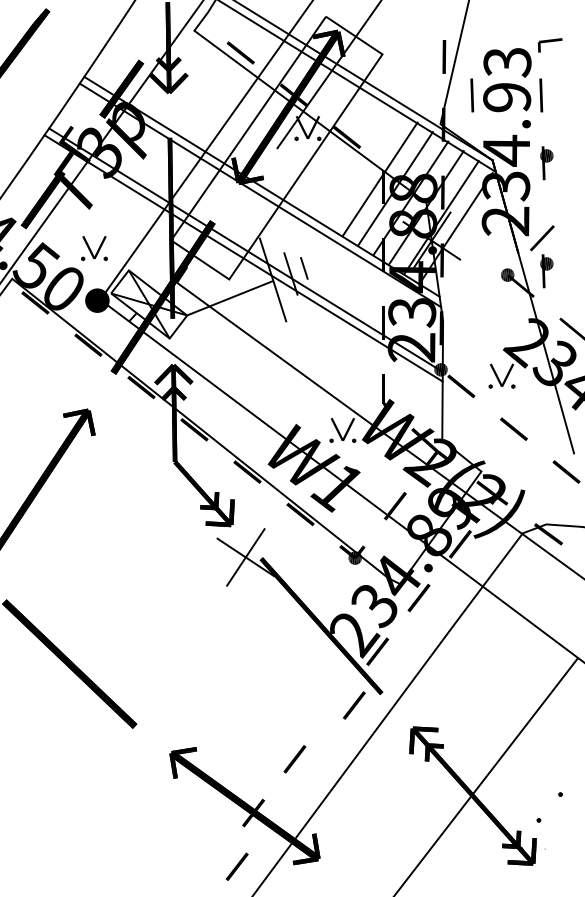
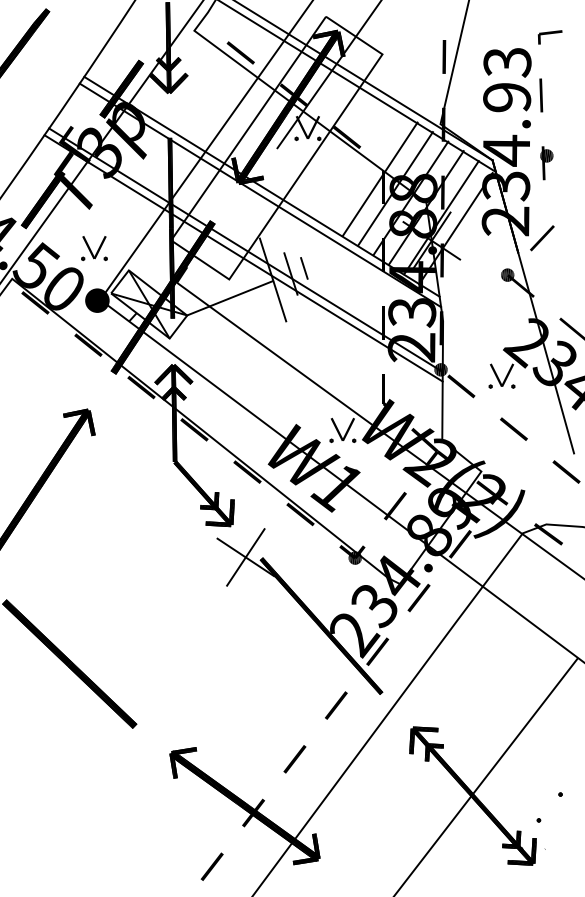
part position: (550, 45) -> (550, 37) (550, 37)
line: present -> none (472, 95)
part: present -> none (546, 271)
line position: (354, 705) -> (336, 705) (336, 705)
line position: (236, 866) -> (211, 866) (211, 866)
